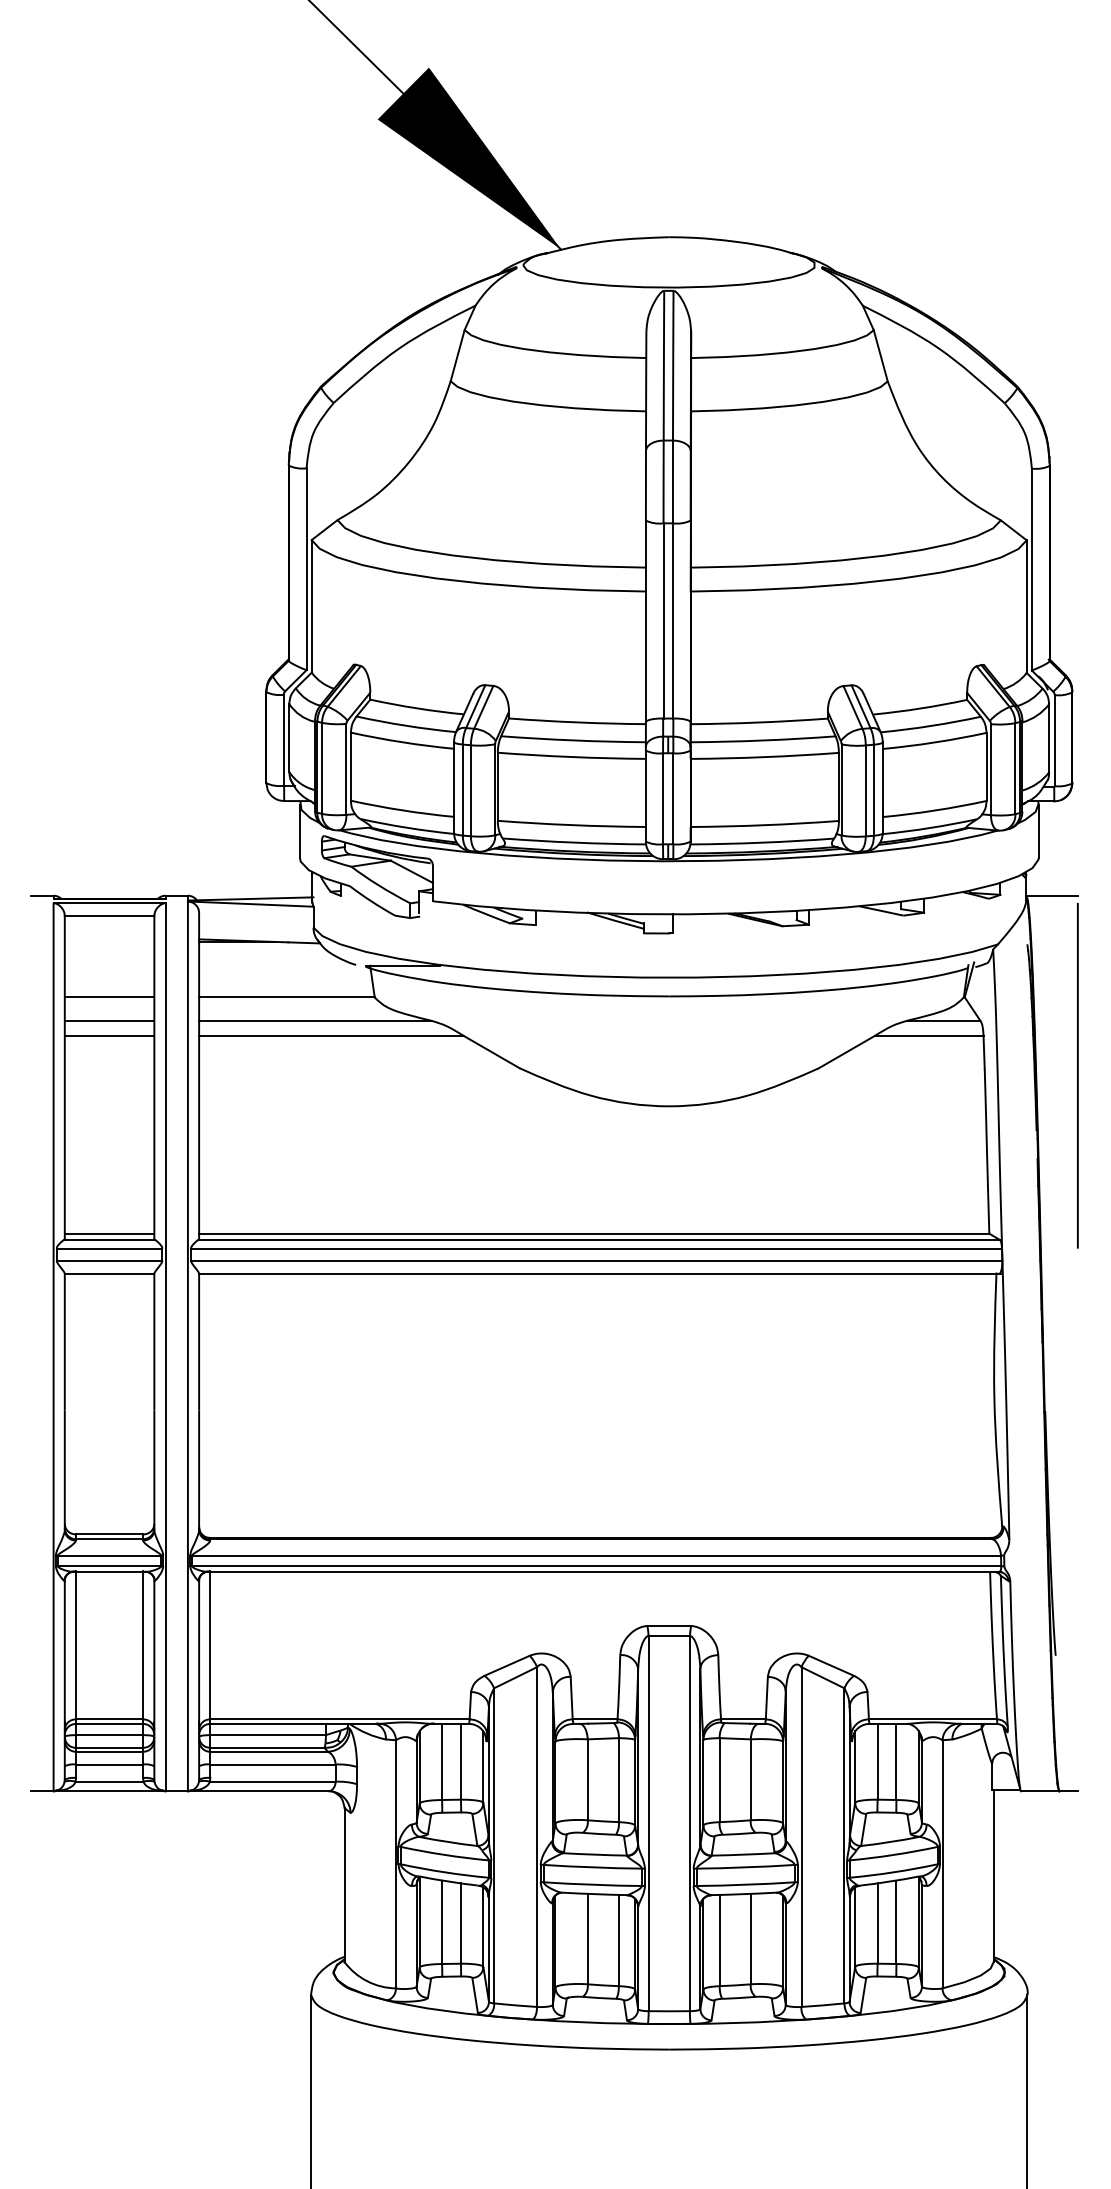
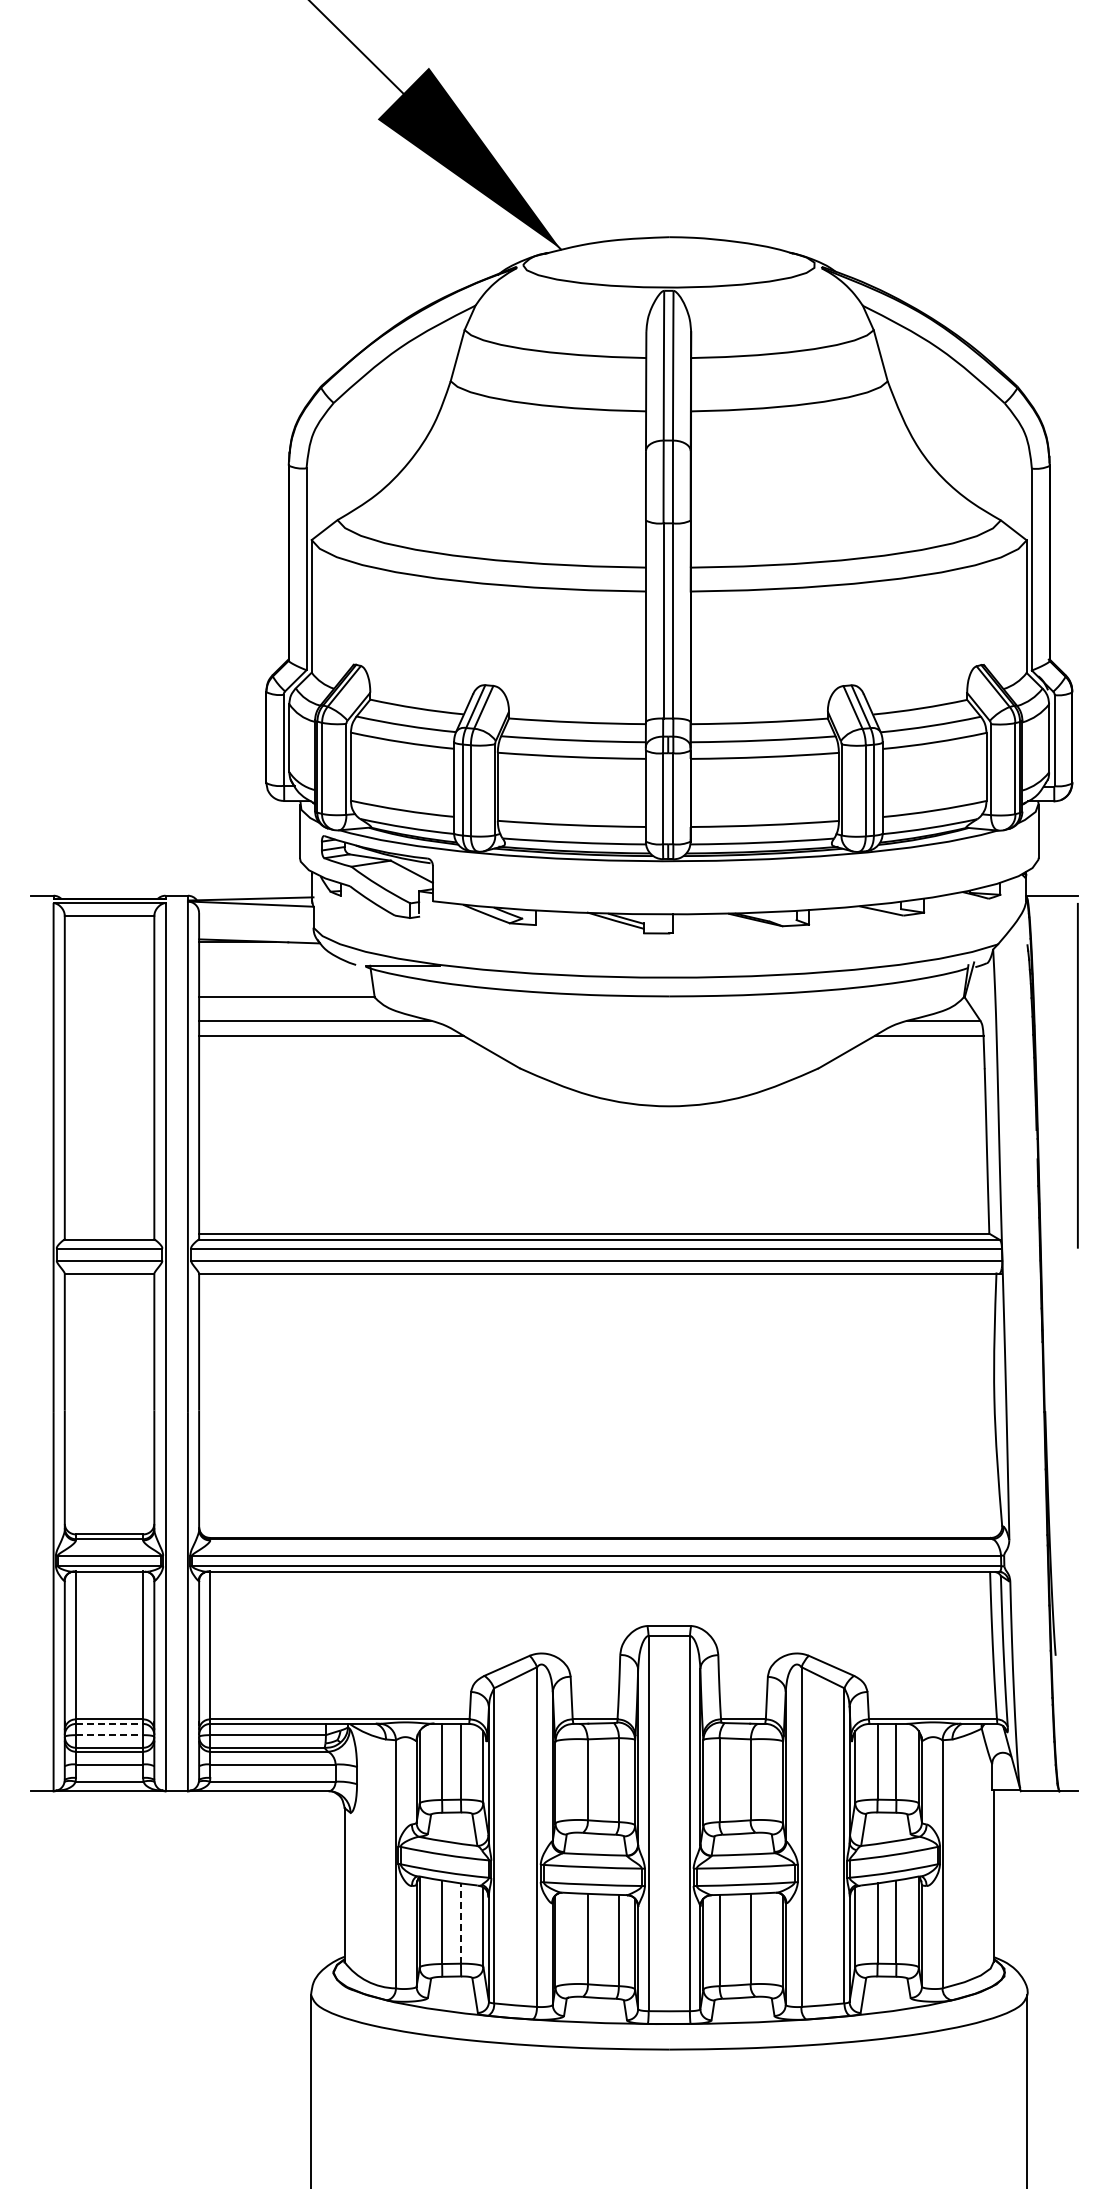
line: present -> none (109, 997)
line: present -> none (109, 1020)
line: present -> none (109, 1035)
line: present -> none (109, 1233)
line: solid -> dashed (109, 1723)
line: solid -> dashed (109, 1735)
line: solid -> dashed (460, 1923)
